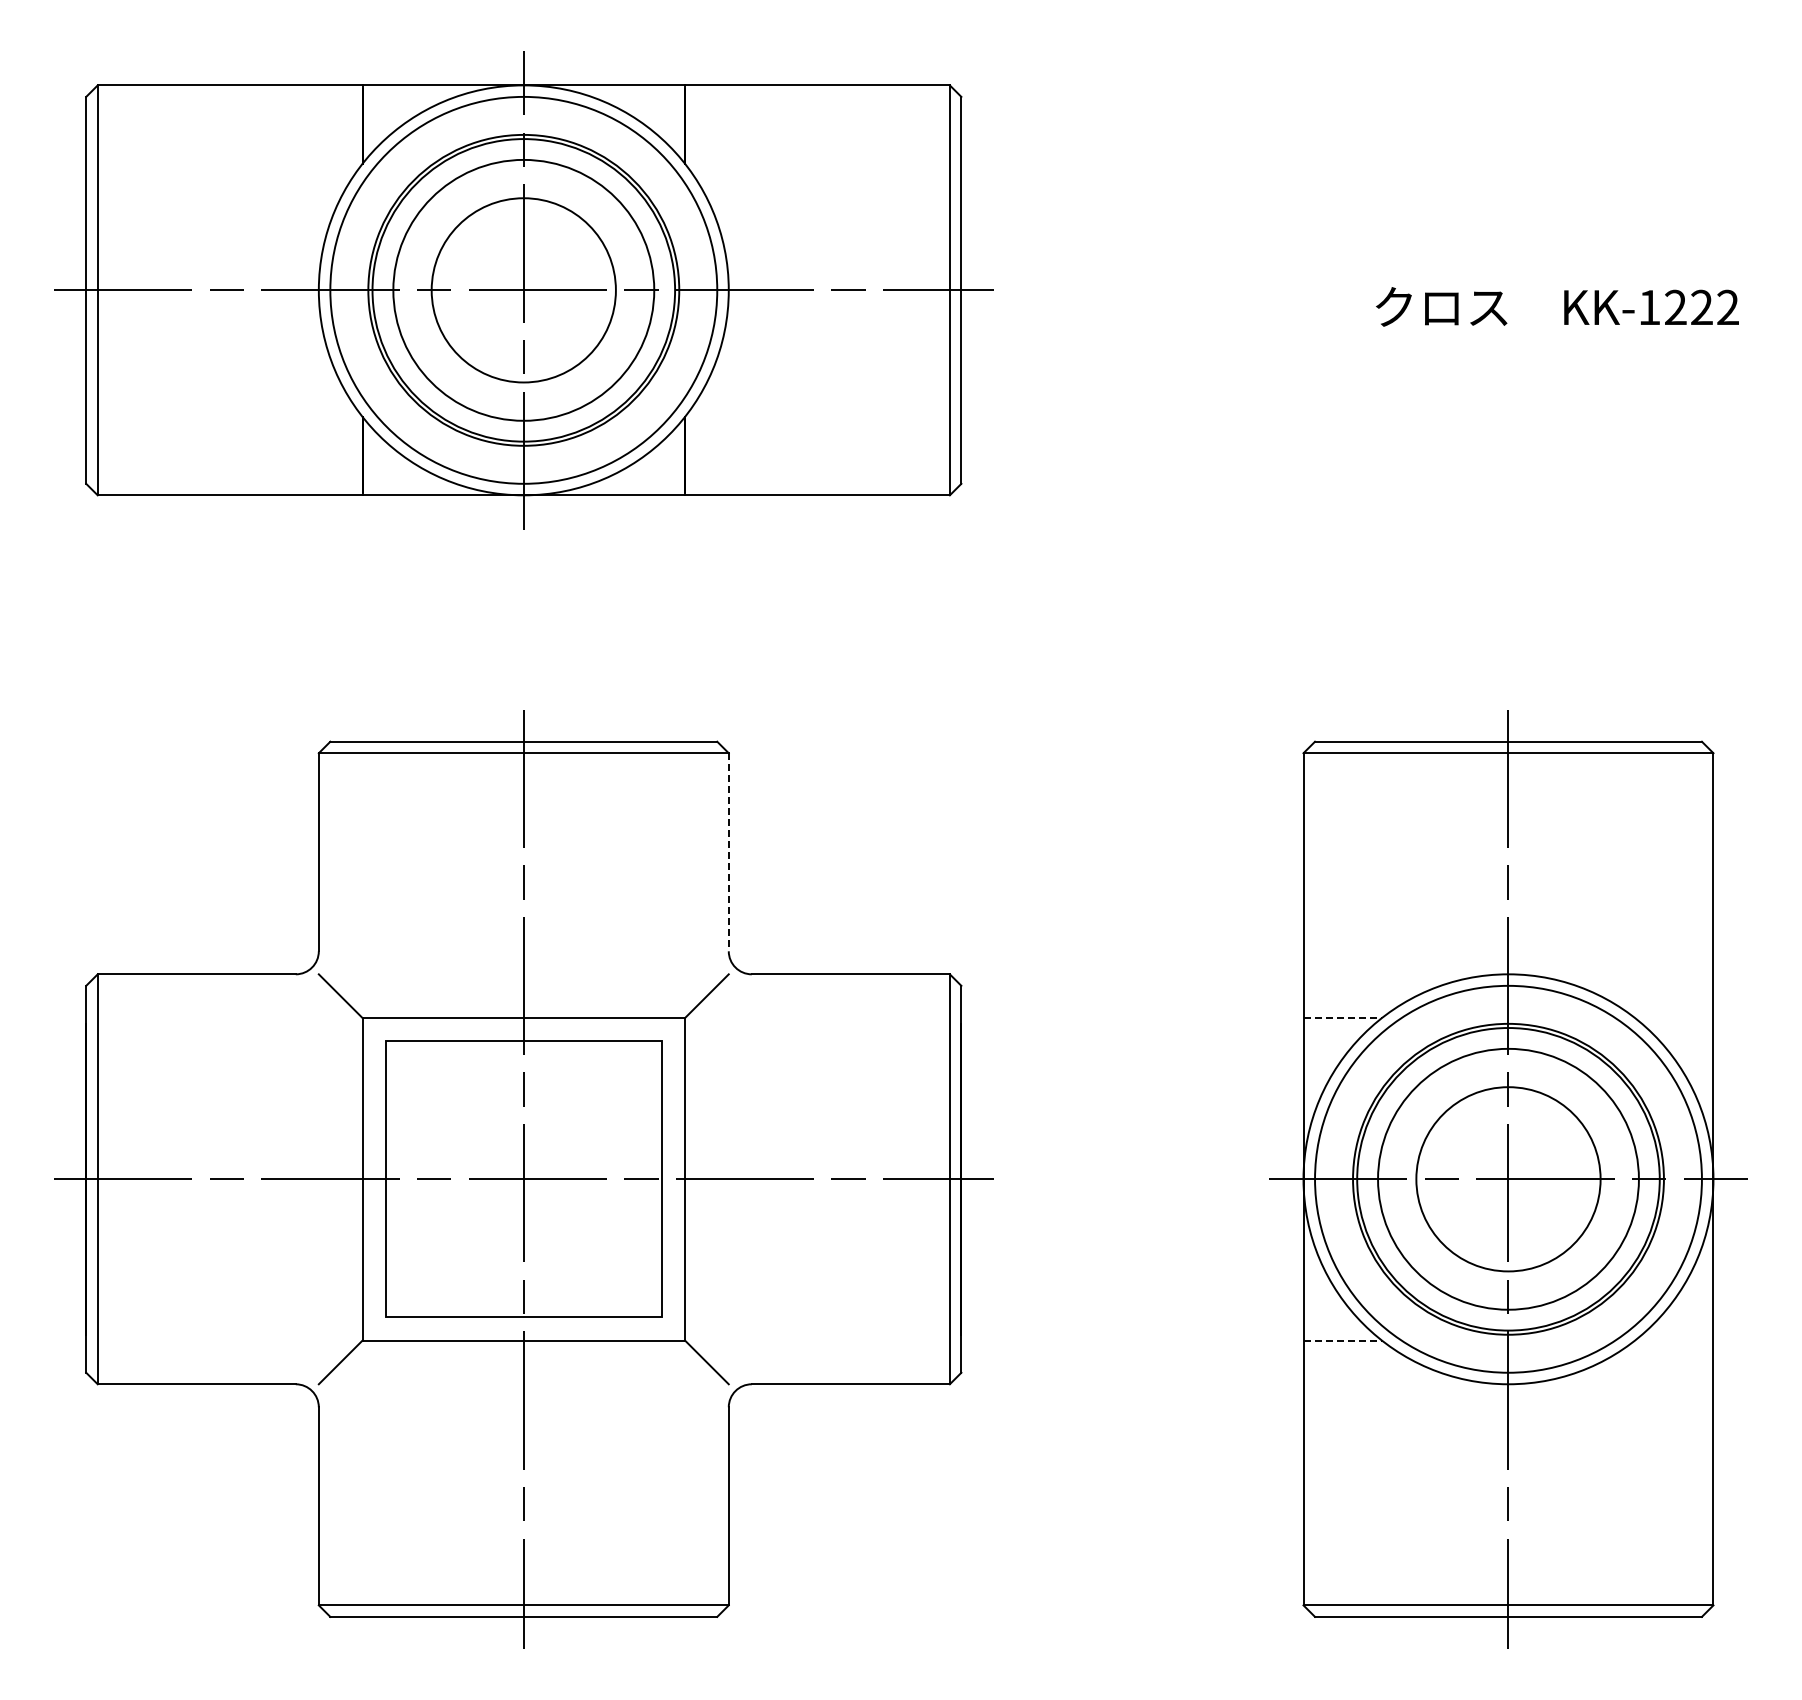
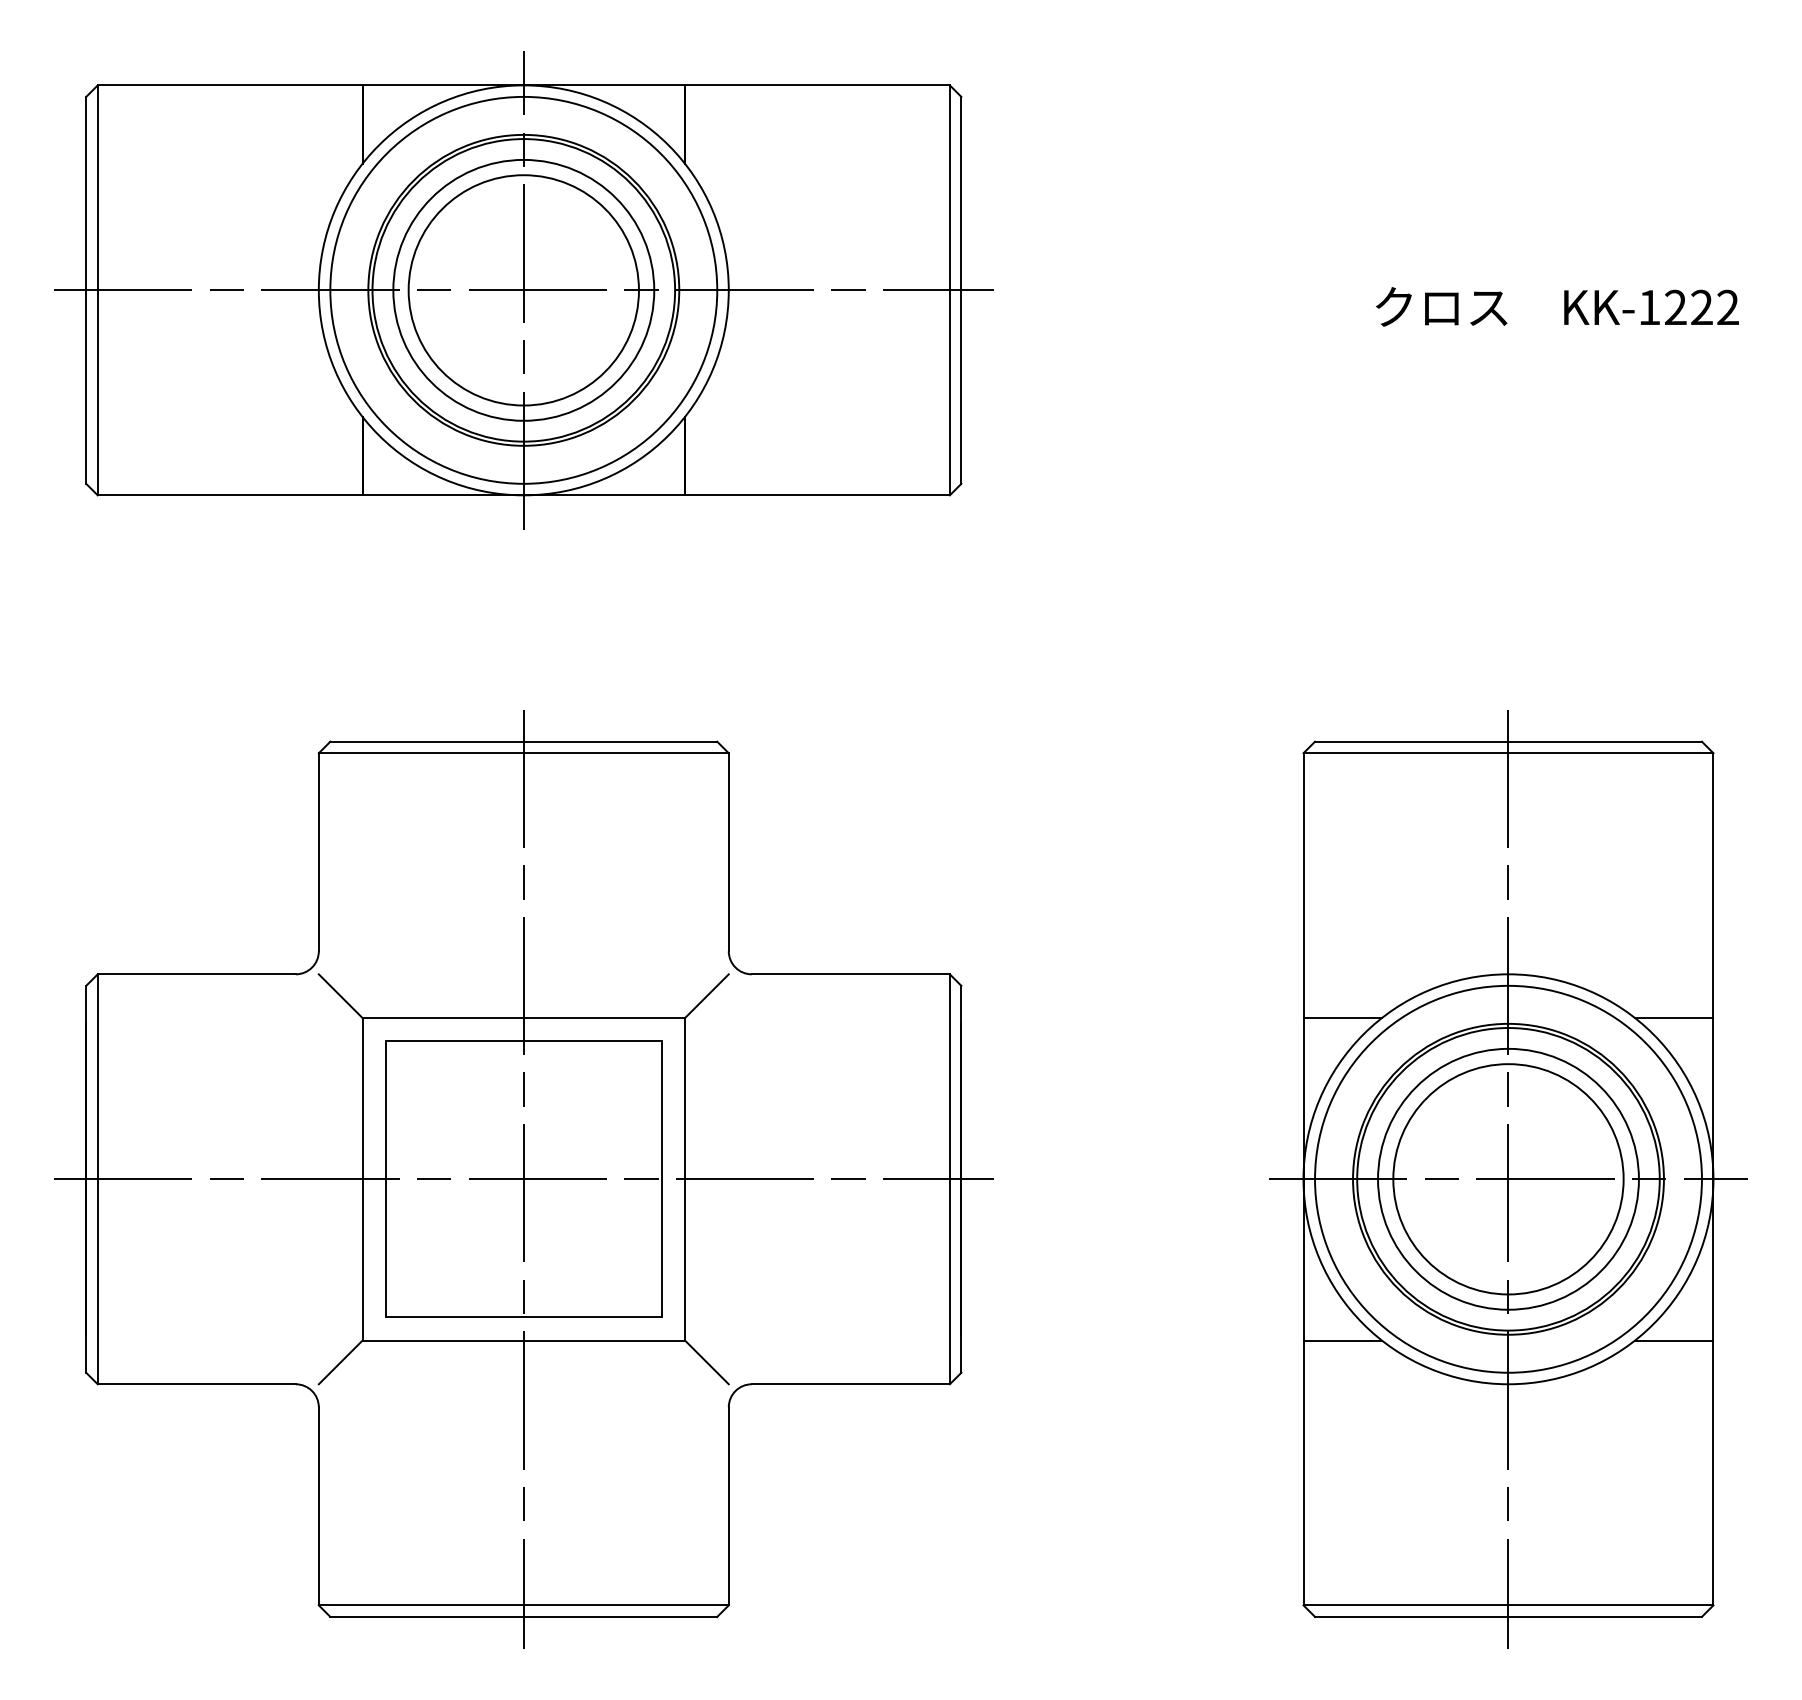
circle diameter: 184 px -> 230 px (523, 290)
line: dashed -> solid (728, 852)
line: dashed -> solid (1343, 1018)
line: none -> present (1674, 1018)
circle diameter: 184 px -> 230 px (1508, 1179)
line: dashed -> solid (1343, 1340)
line: none -> present (1674, 1340)
